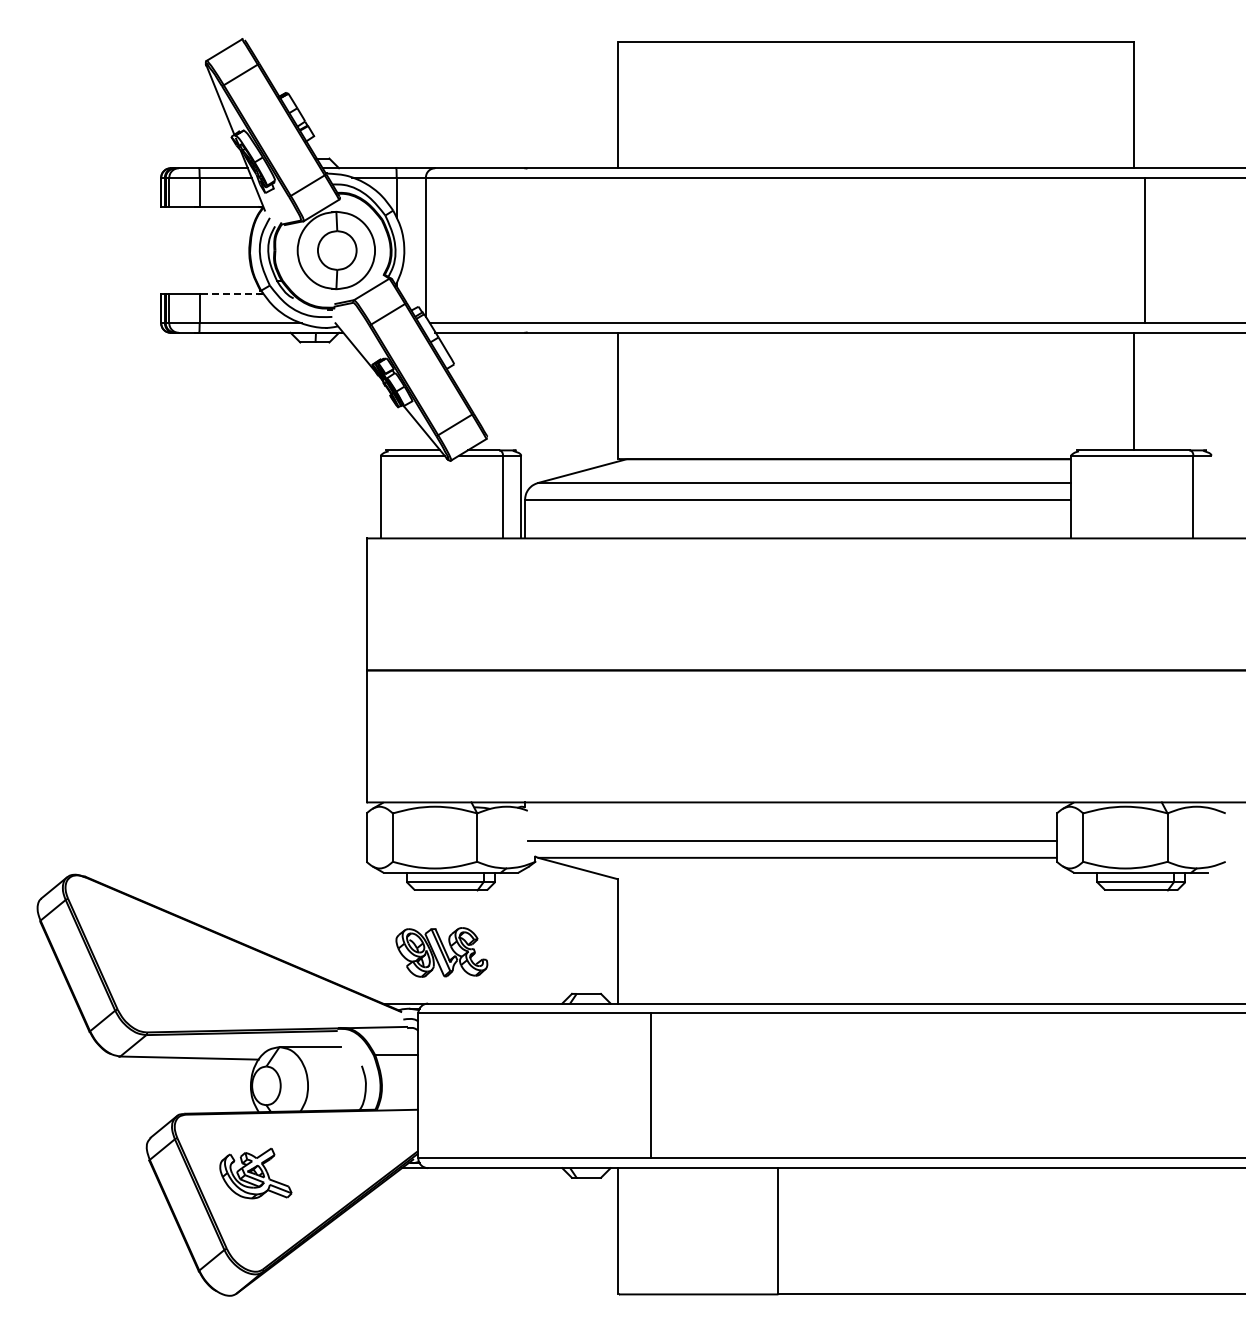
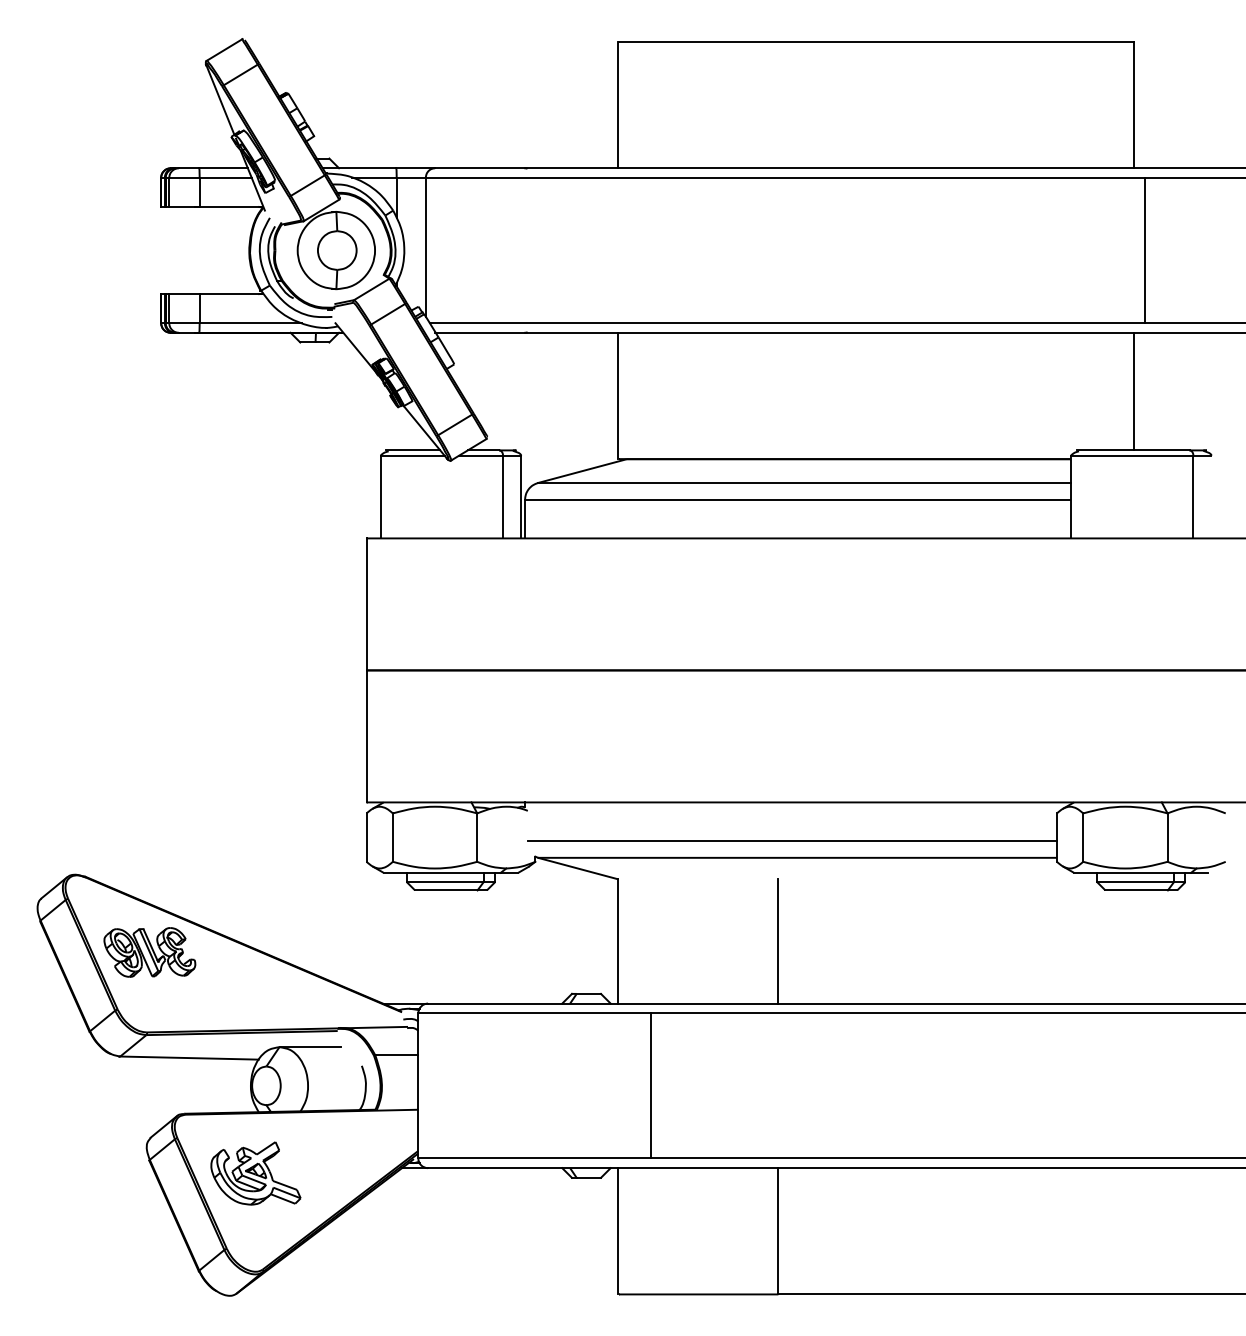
line: dashed -> solid (231, 294)
line: none -> present (778, 941)
part position: (441, 952) -> (149, 952) (149, 952)
part size: 74x53 px -> 92x65 px (255, 1173)
